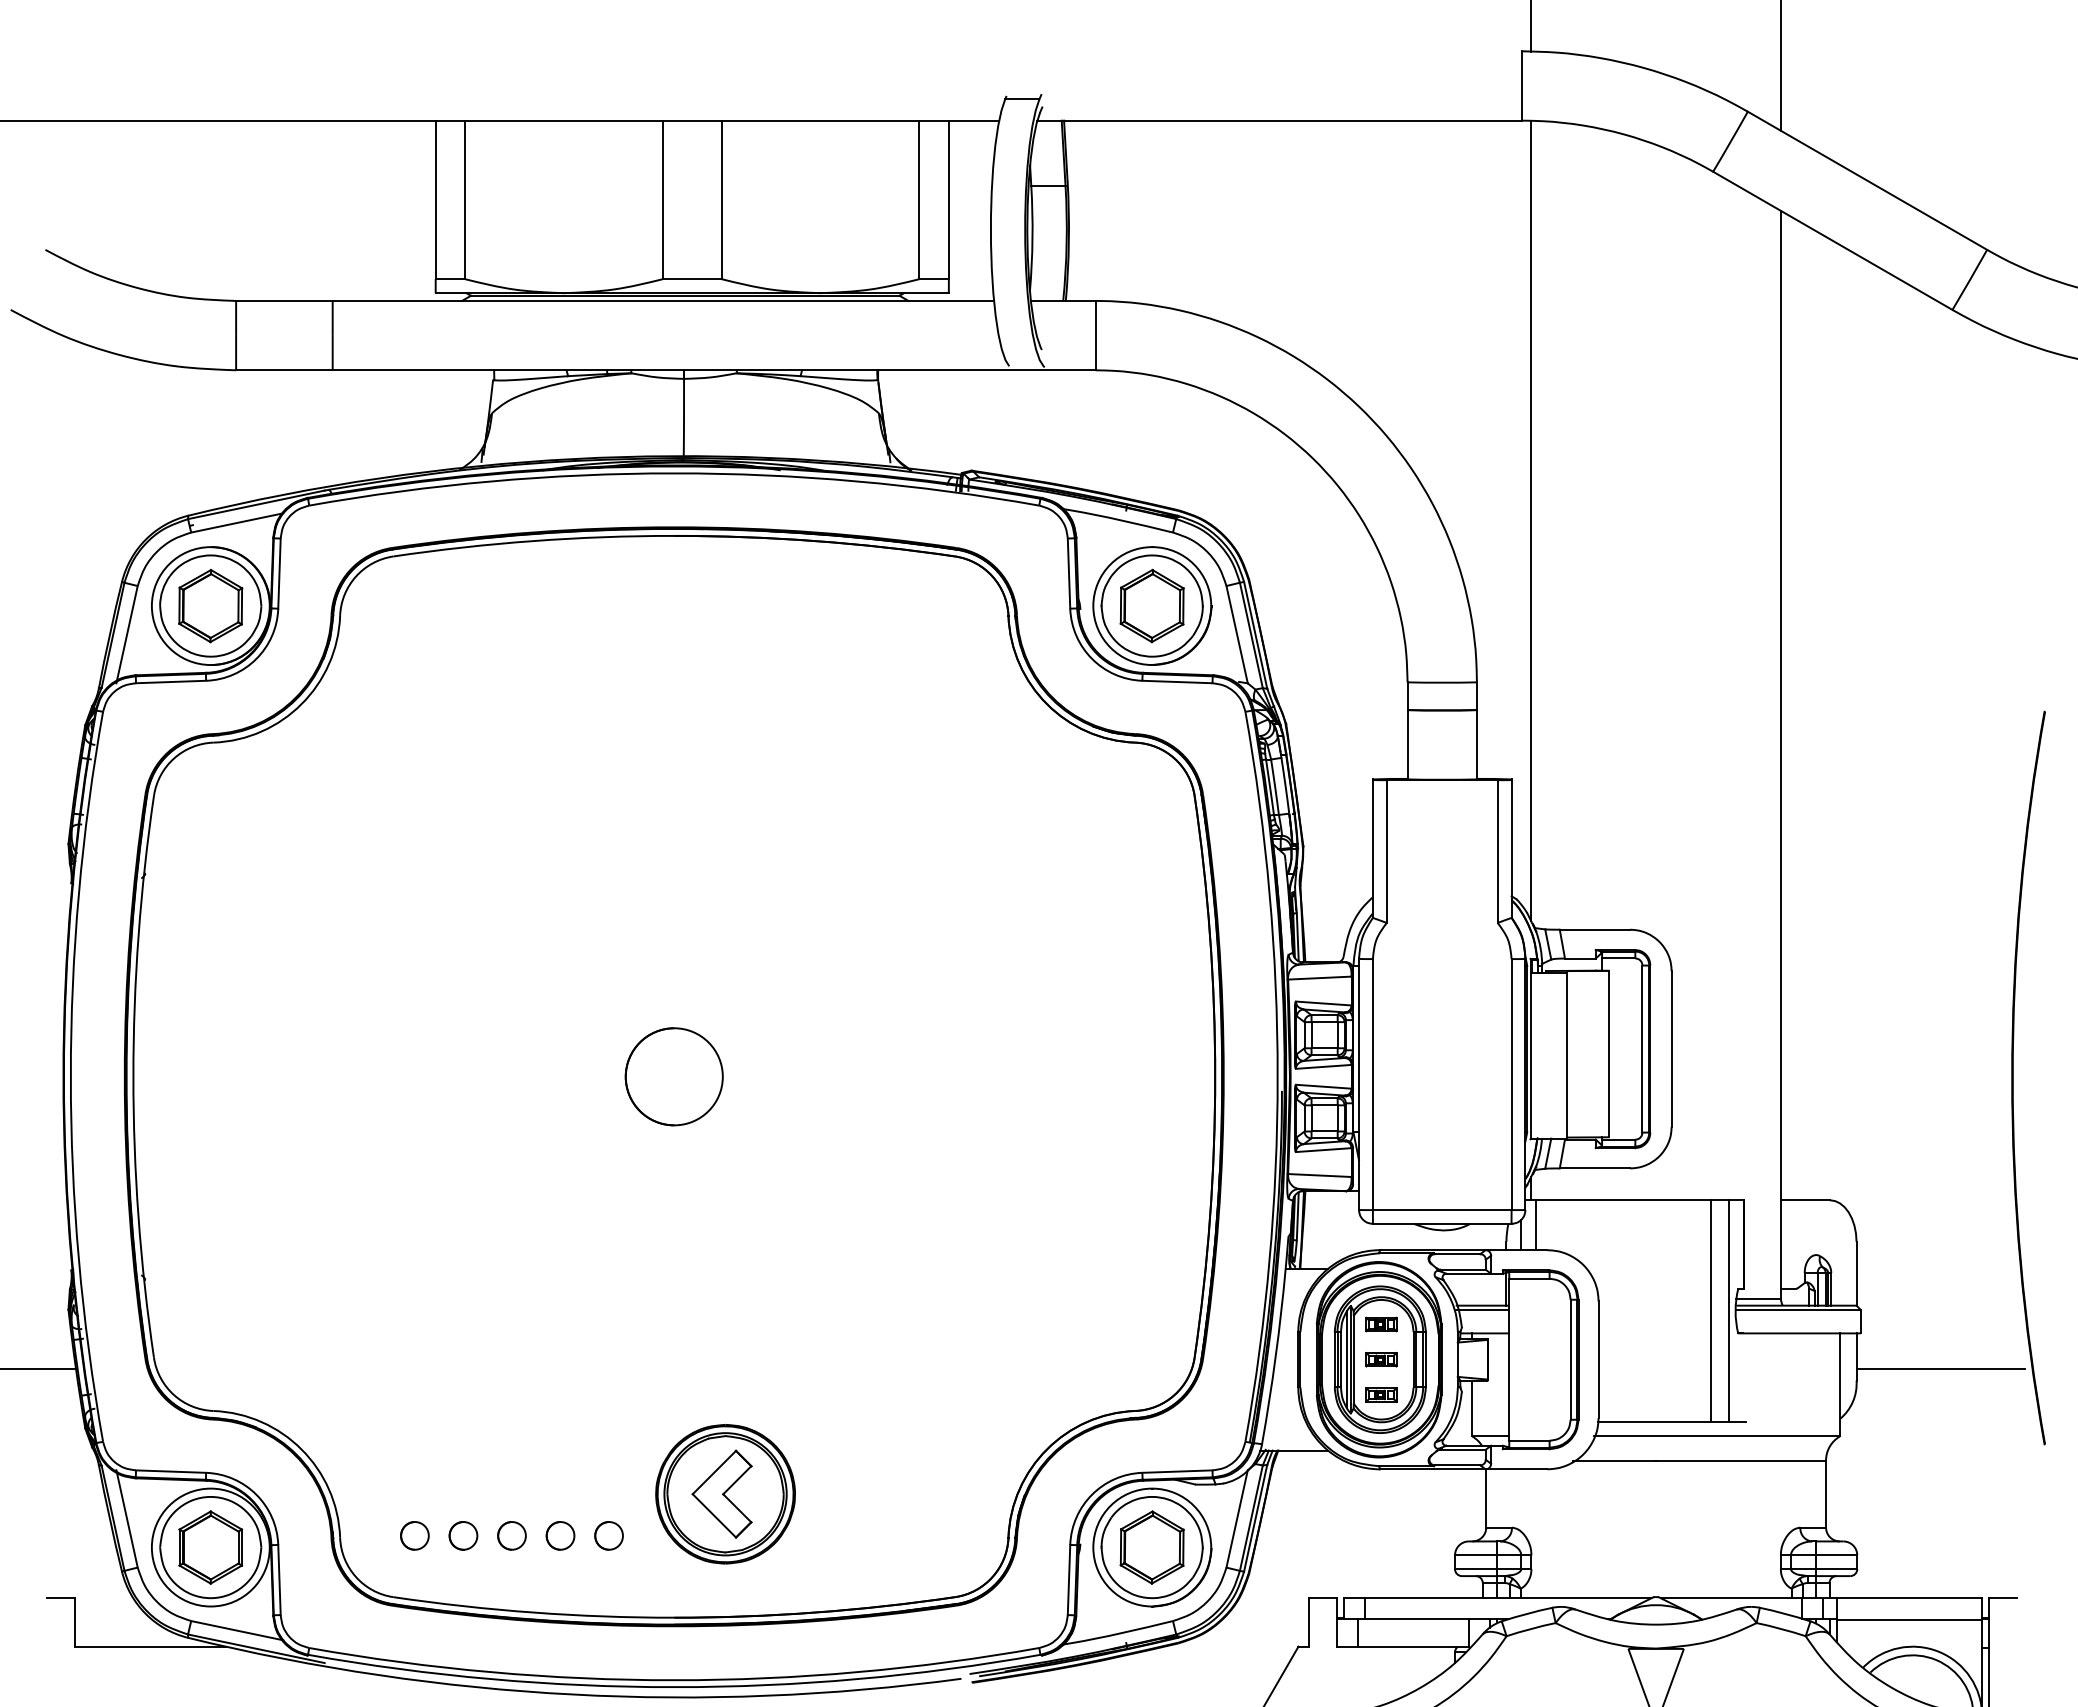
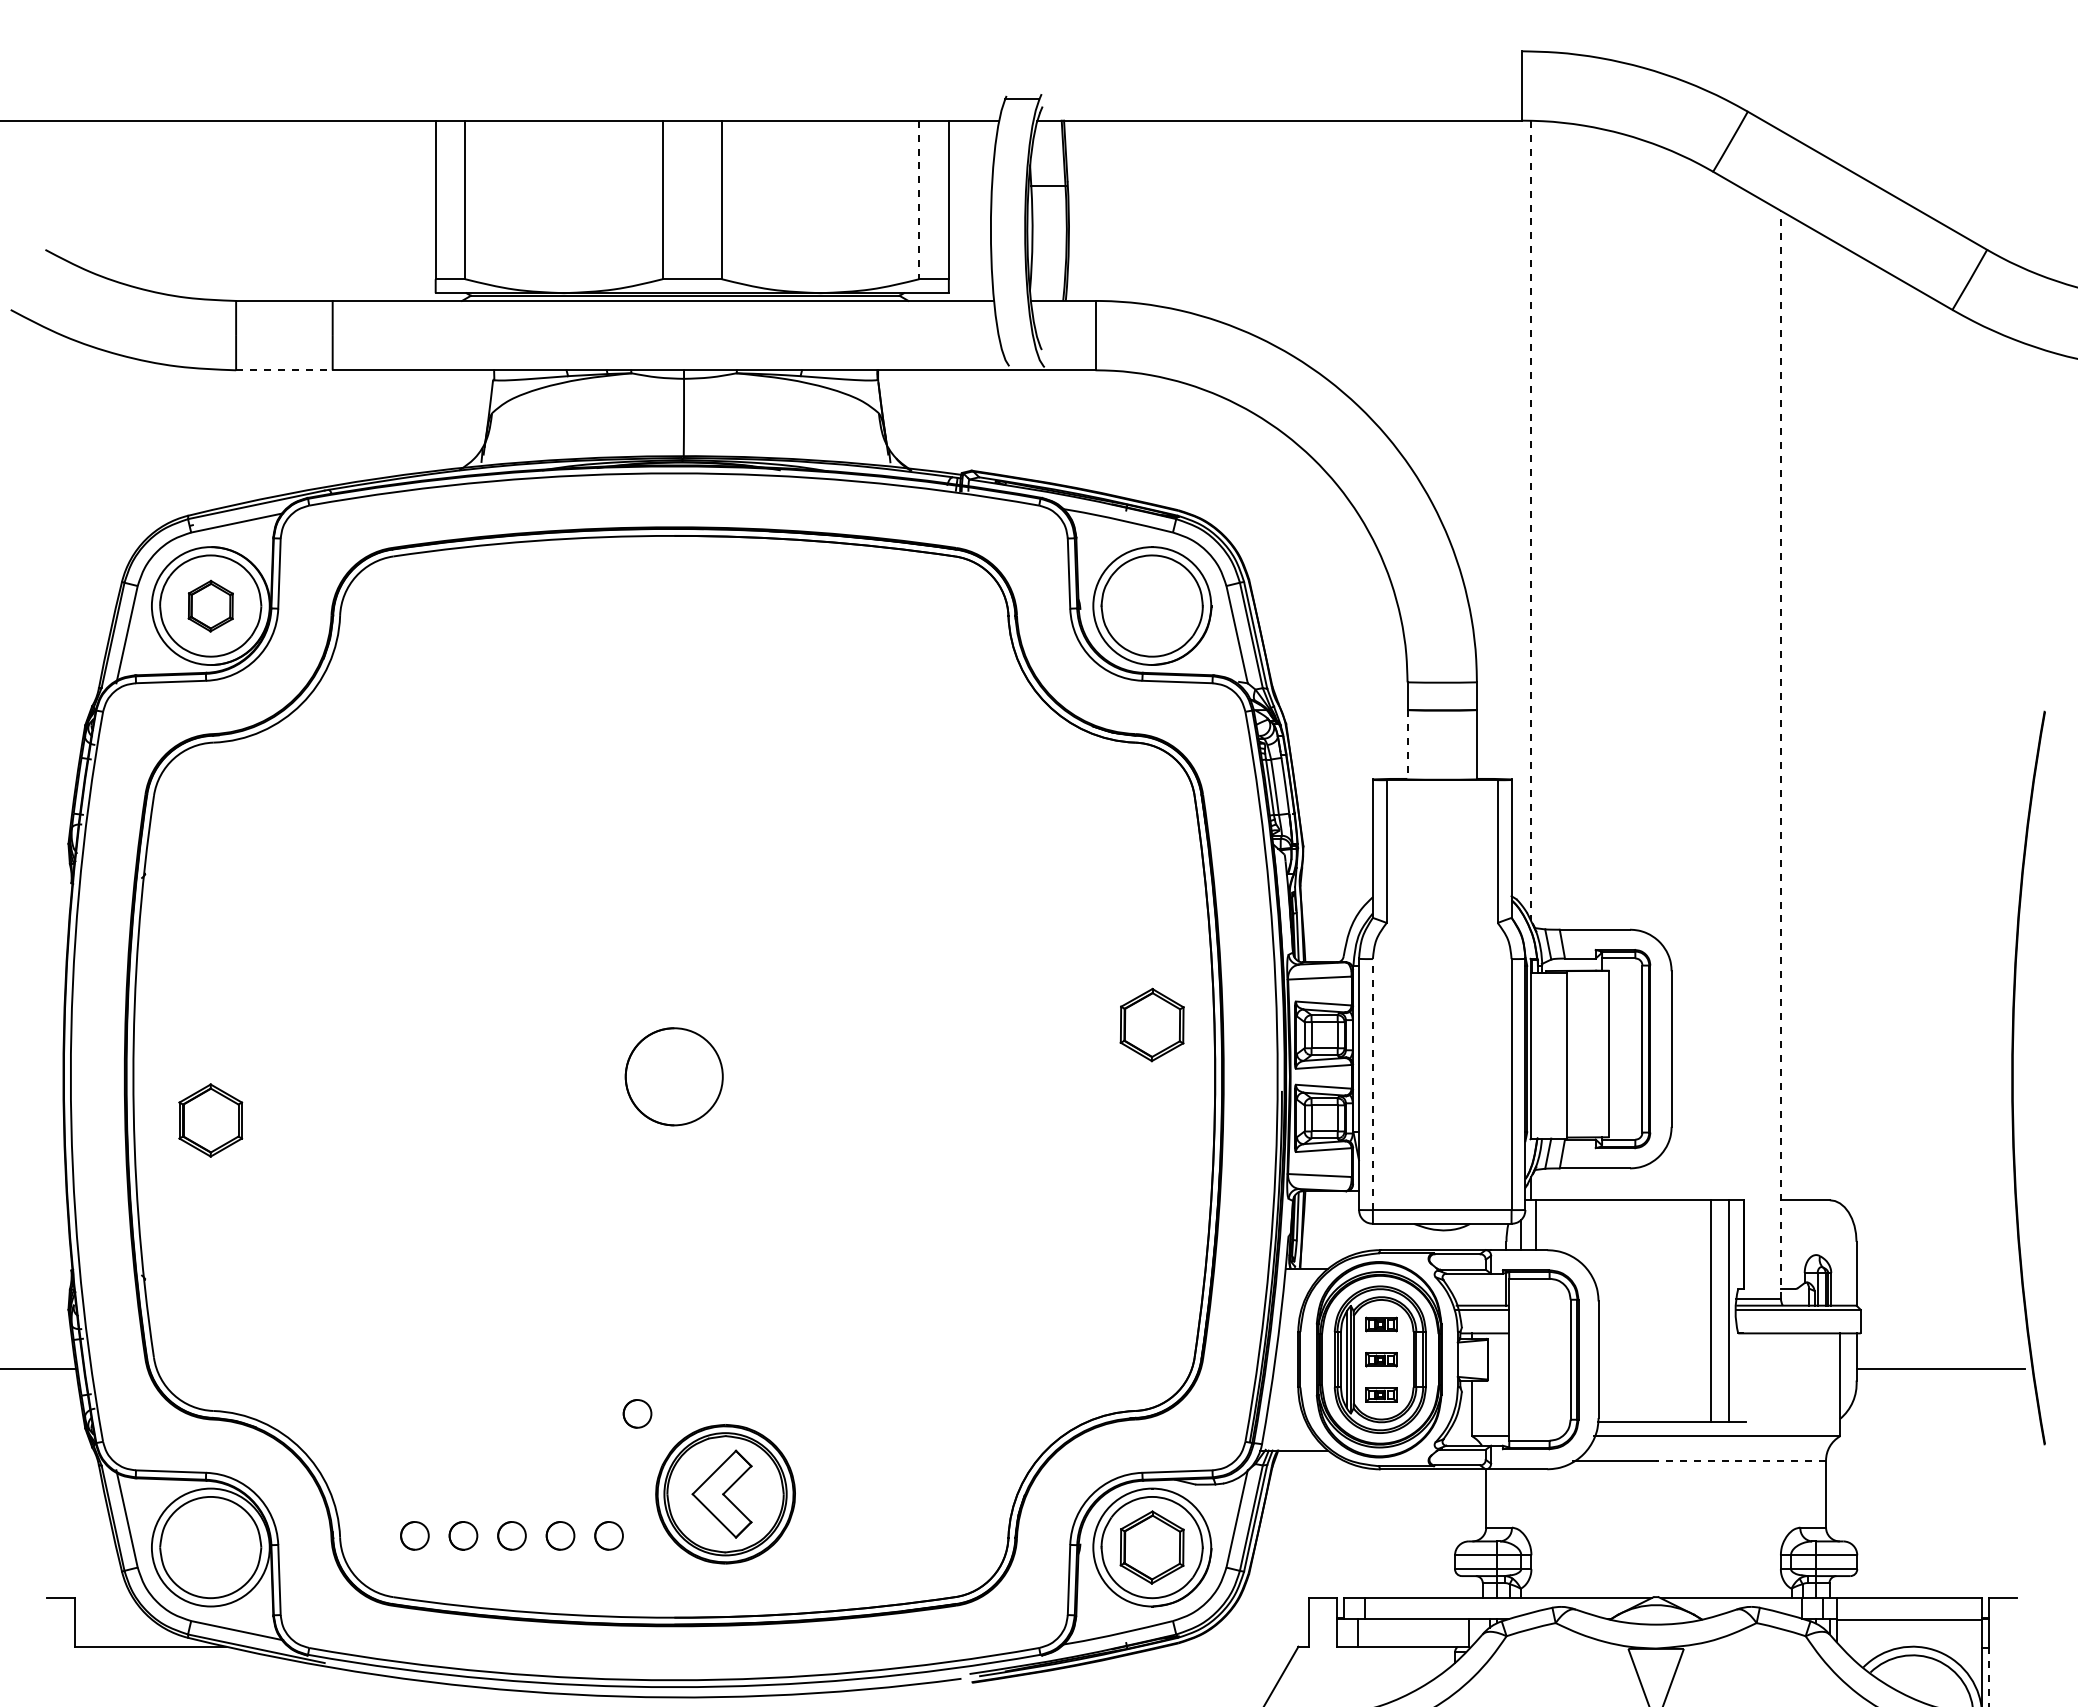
line: present -> none (1531, 26)
line: present -> none (1780, 66)
line: solid -> dashed (919, 200)
line: solid -> dashed (284, 370)
line: solid -> dashed (1531, 521)
part position: (1151, 605) -> (1151, 1024) (1151, 1024)
part size: 66x75 px -> 47x54 px (210, 605)
line: solid -> dashed (1407, 744)
line: solid -> dashed (1780, 754)
line: solid -> dashed (1372, 1084)
part: none -> present (637, 1413)
line: solid -> dashed (1741, 1460)
part position: (210, 1547) -> (210, 1120) (210, 1120)
line: solid -> dashed (1989, 1676)
